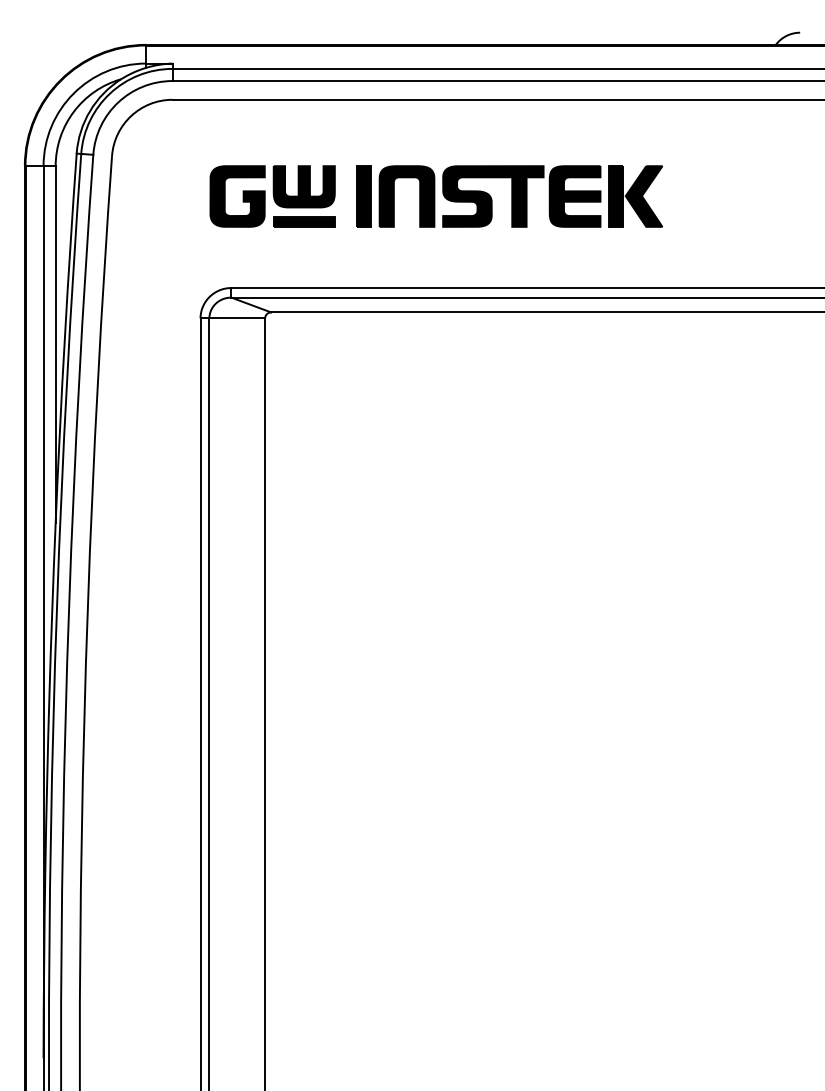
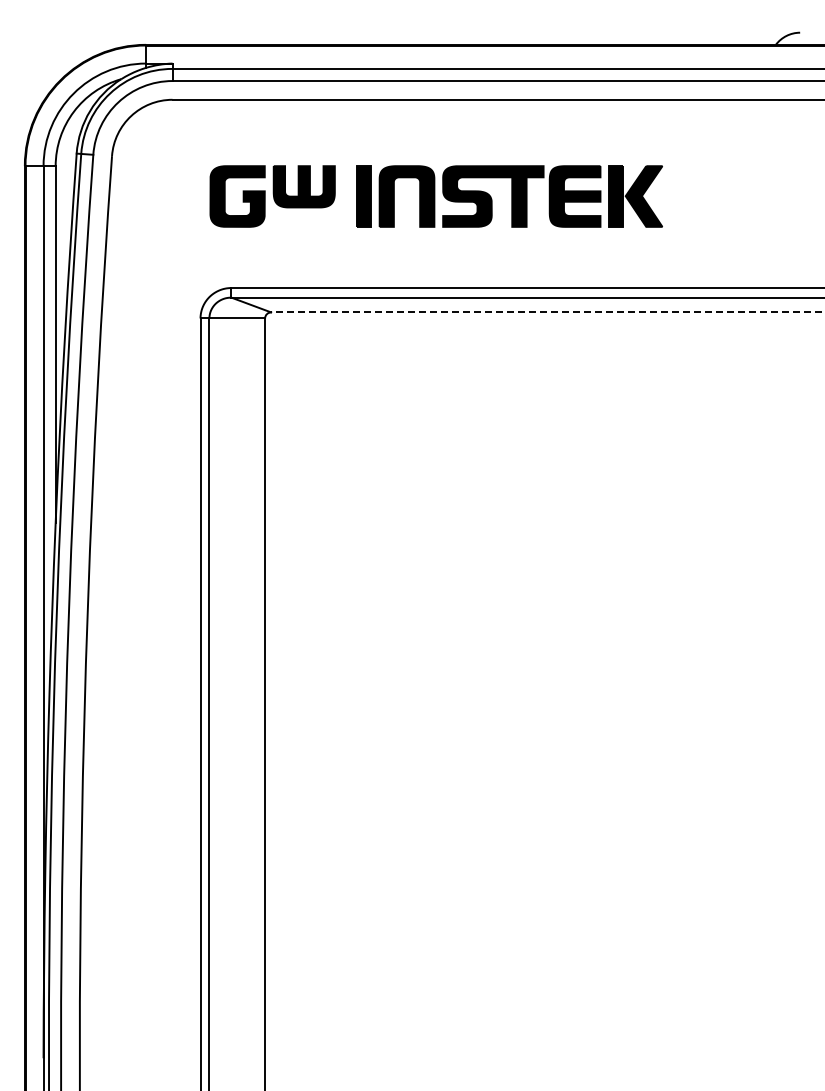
part: present -> none (304, 221)
line: solid -> dashed (547, 312)
